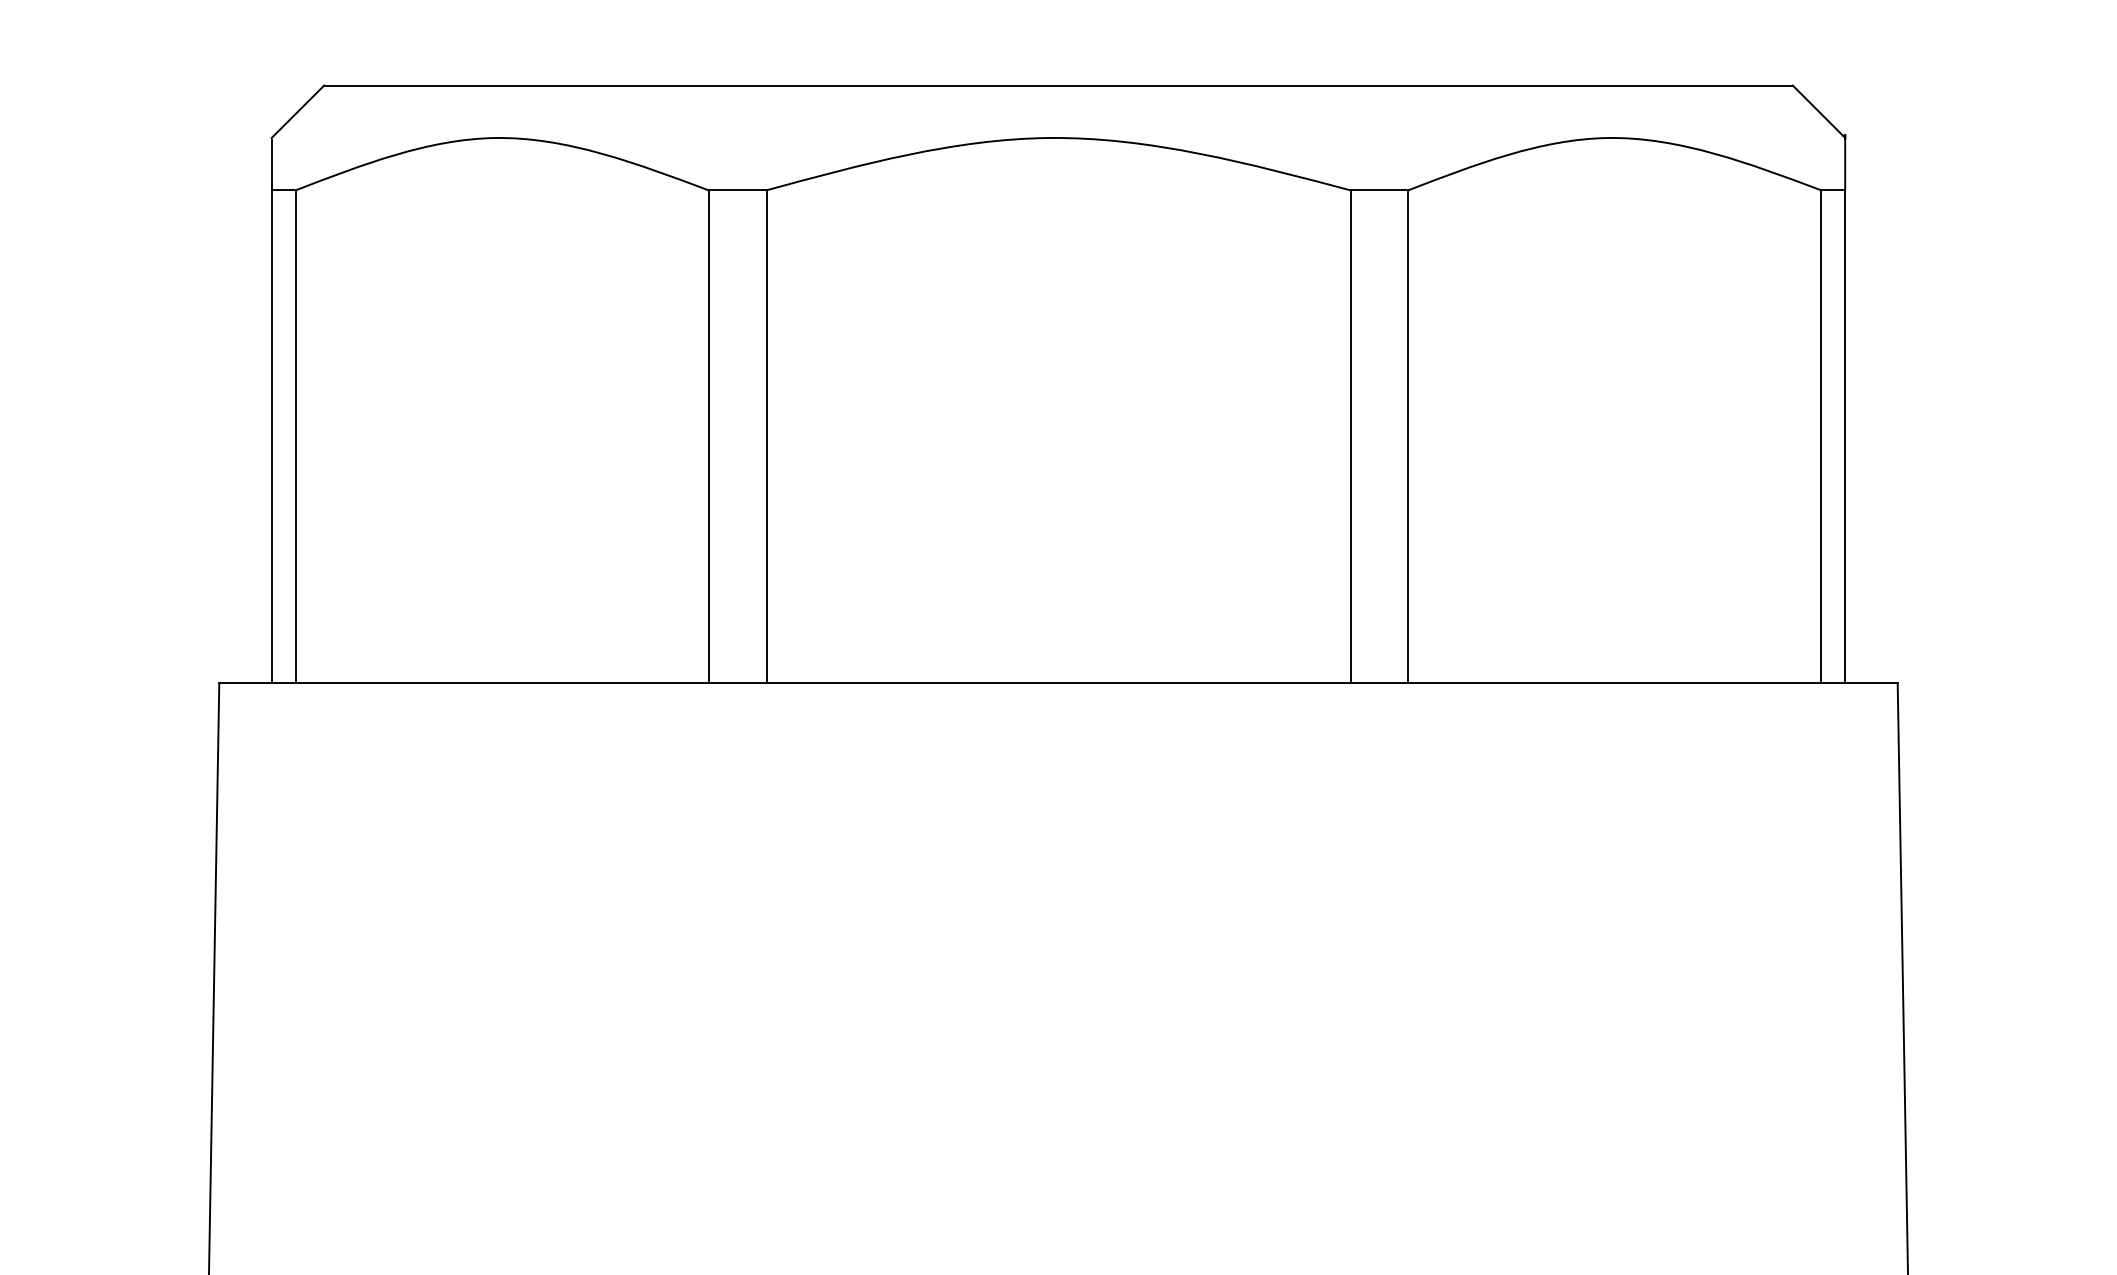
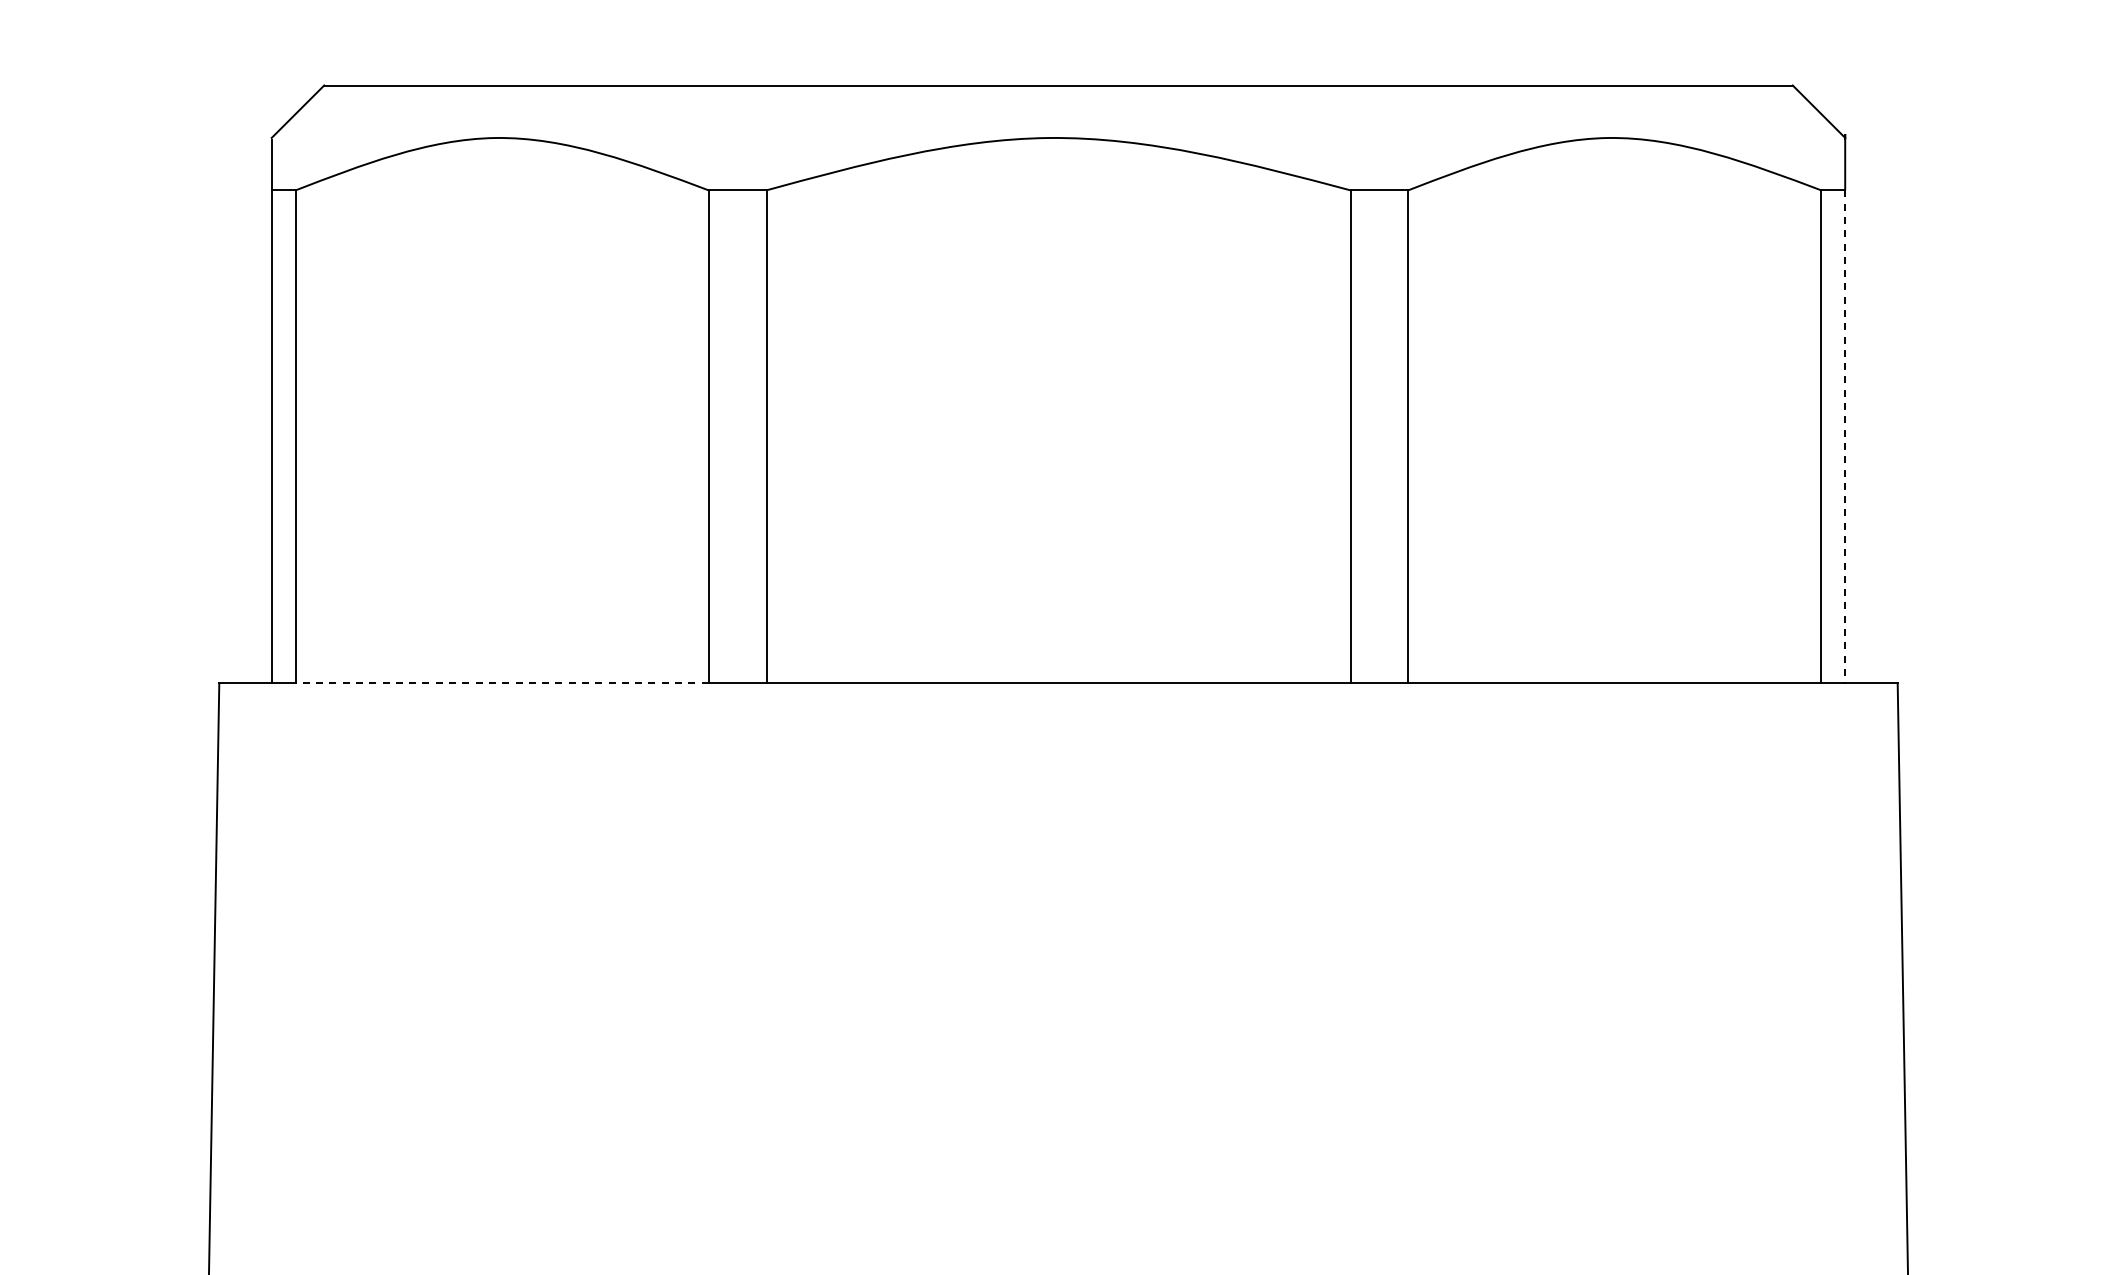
line: solid -> dashed (1845, 436)
line: solid -> dashed (501, 683)
